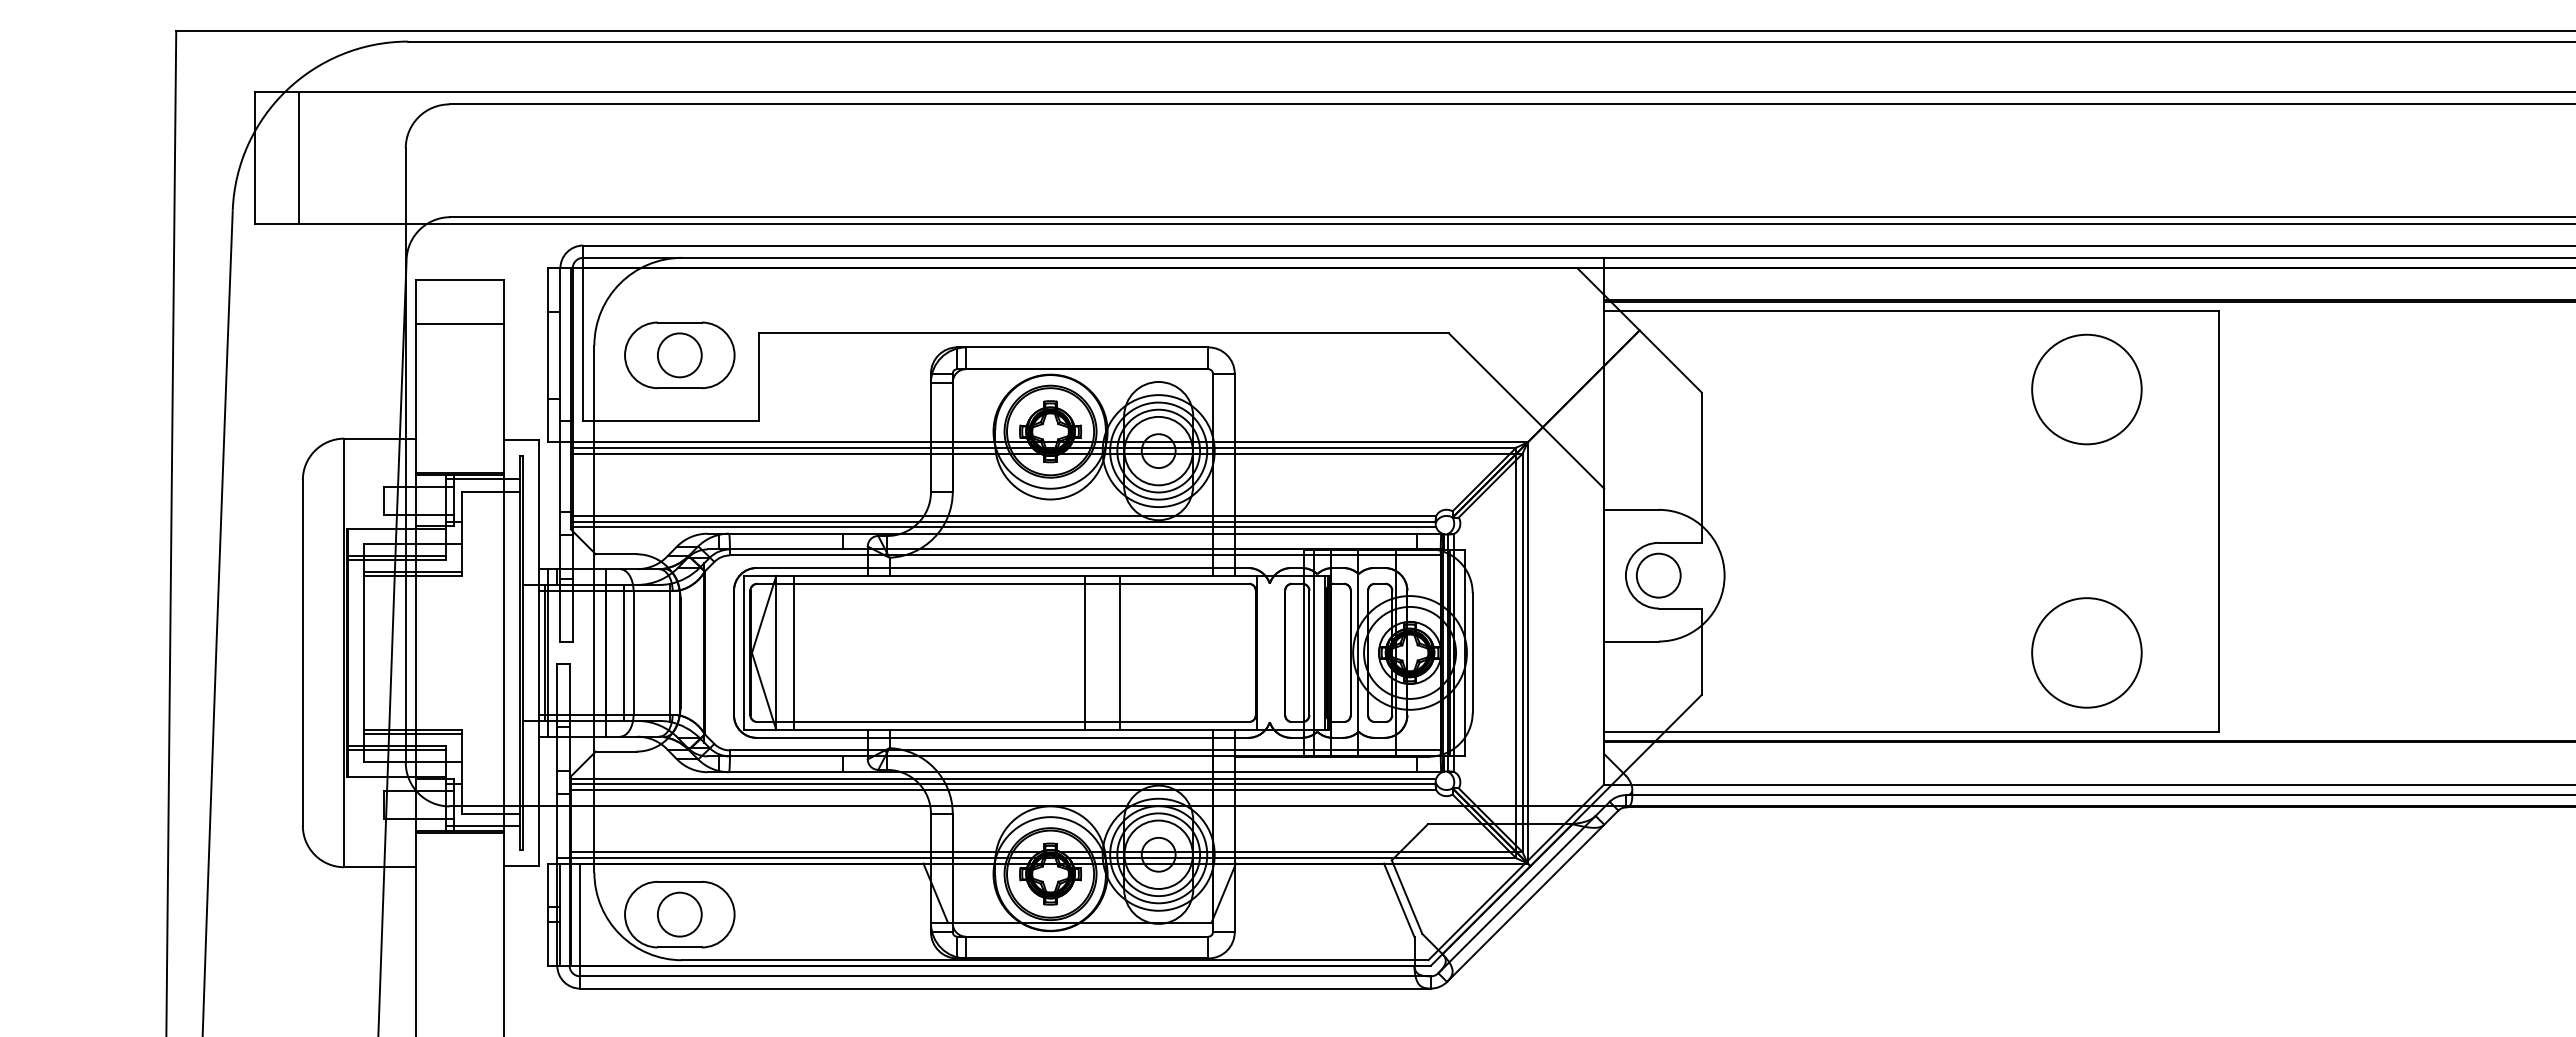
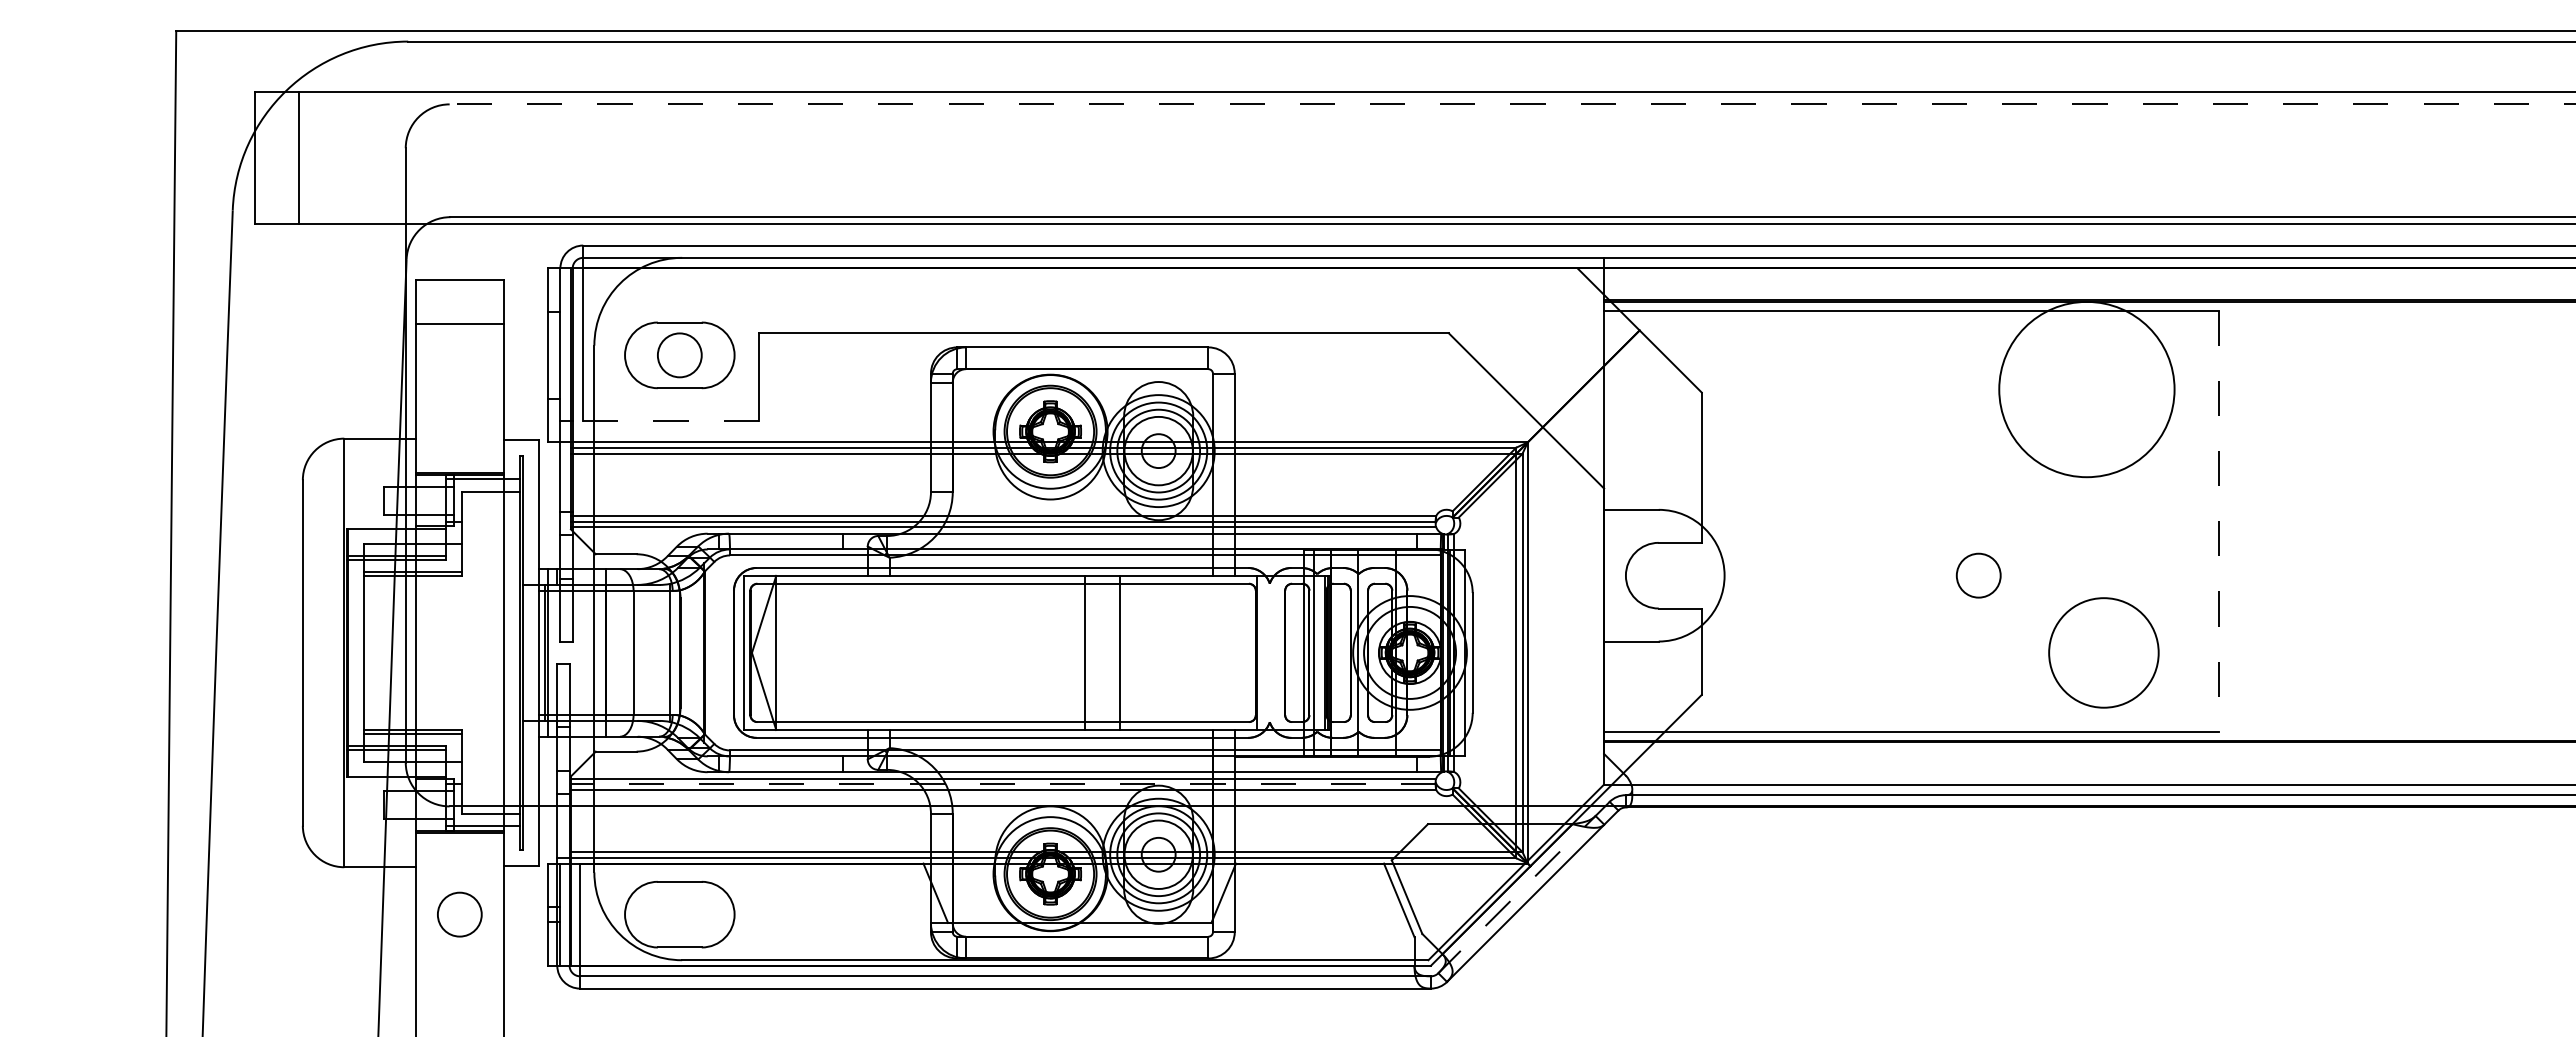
line: solid -> dashed (1511, 104)
circle diameter: 110 px -> 175 px (2086, 389)
line: solid -> dashed (671, 421)
line: solid -> dashed (2218, 521)
circle position: (1658, 575) -> (1978, 575) (1978, 575)
line: present -> none (623, 652)
line: present -> none (793, 652)
circle position: (2086, 652) -> (2103, 652) (2103, 652)
line: solid -> dashed (1003, 783)
line: solid -> dashed (1523, 887)
circle position: (679, 914) -> (459, 914) (459, 914)
